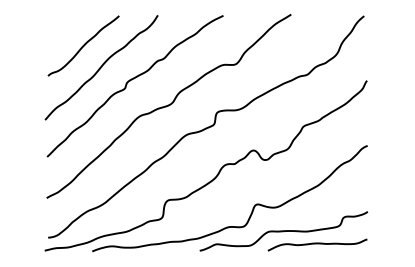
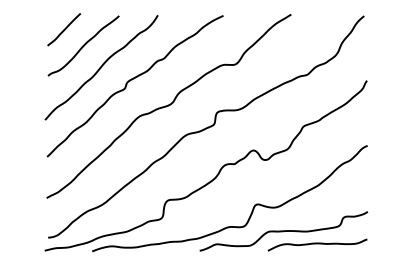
line: none -> present (64, 29)
